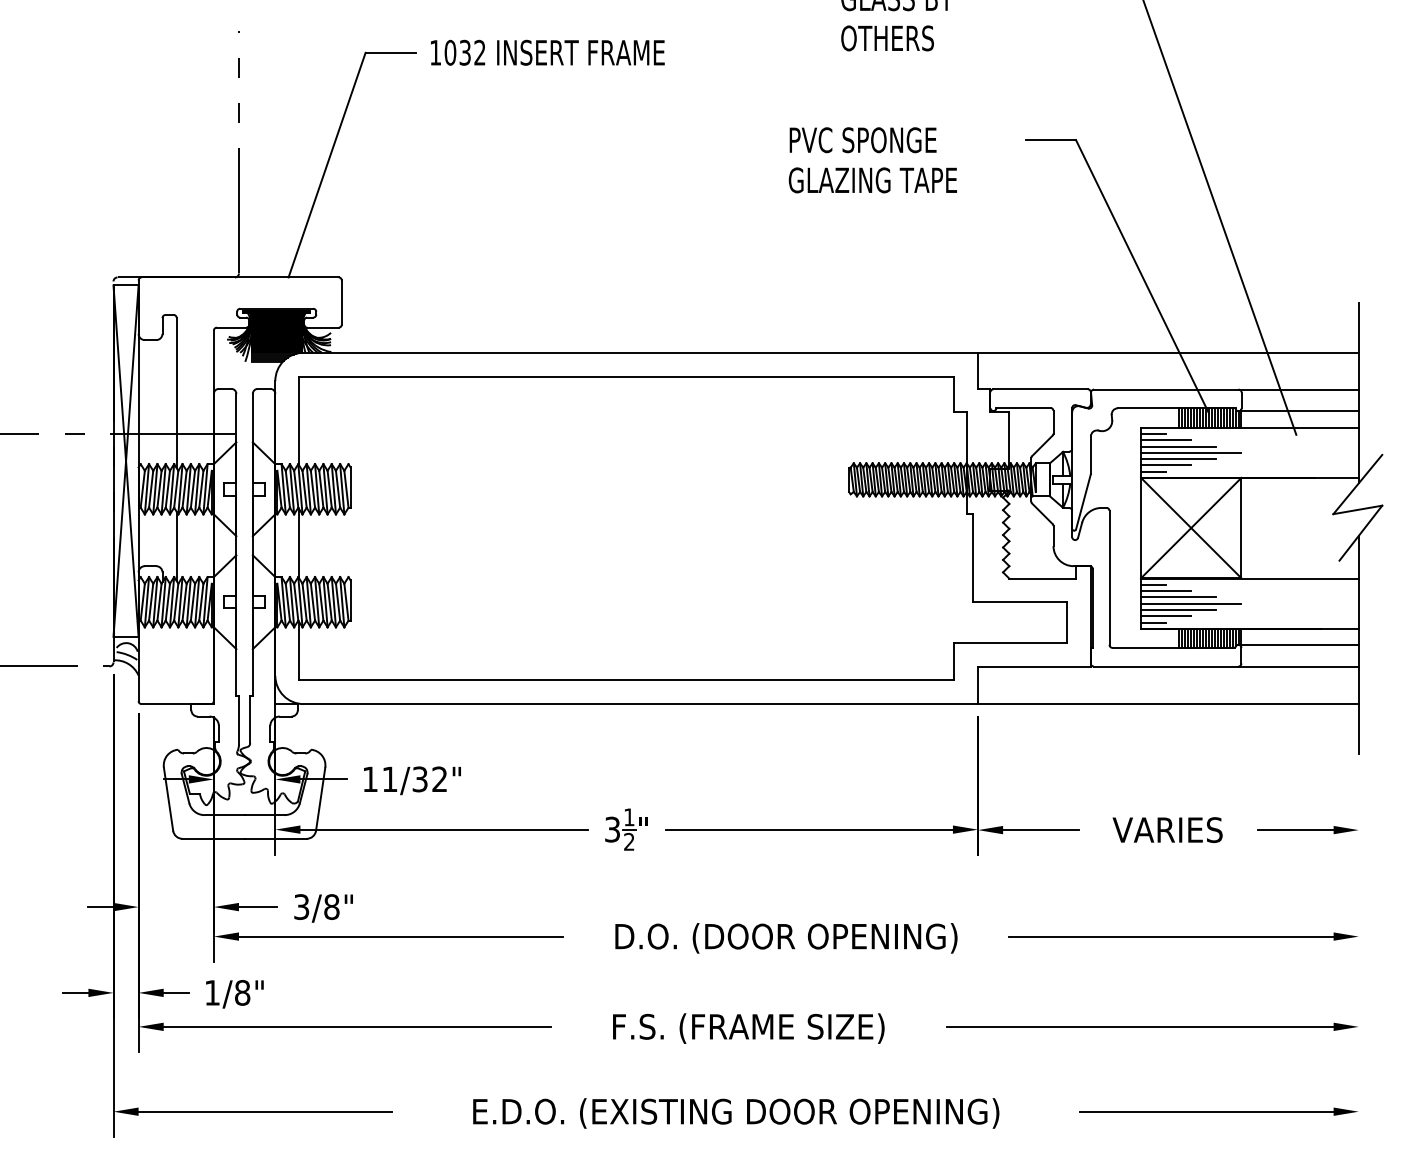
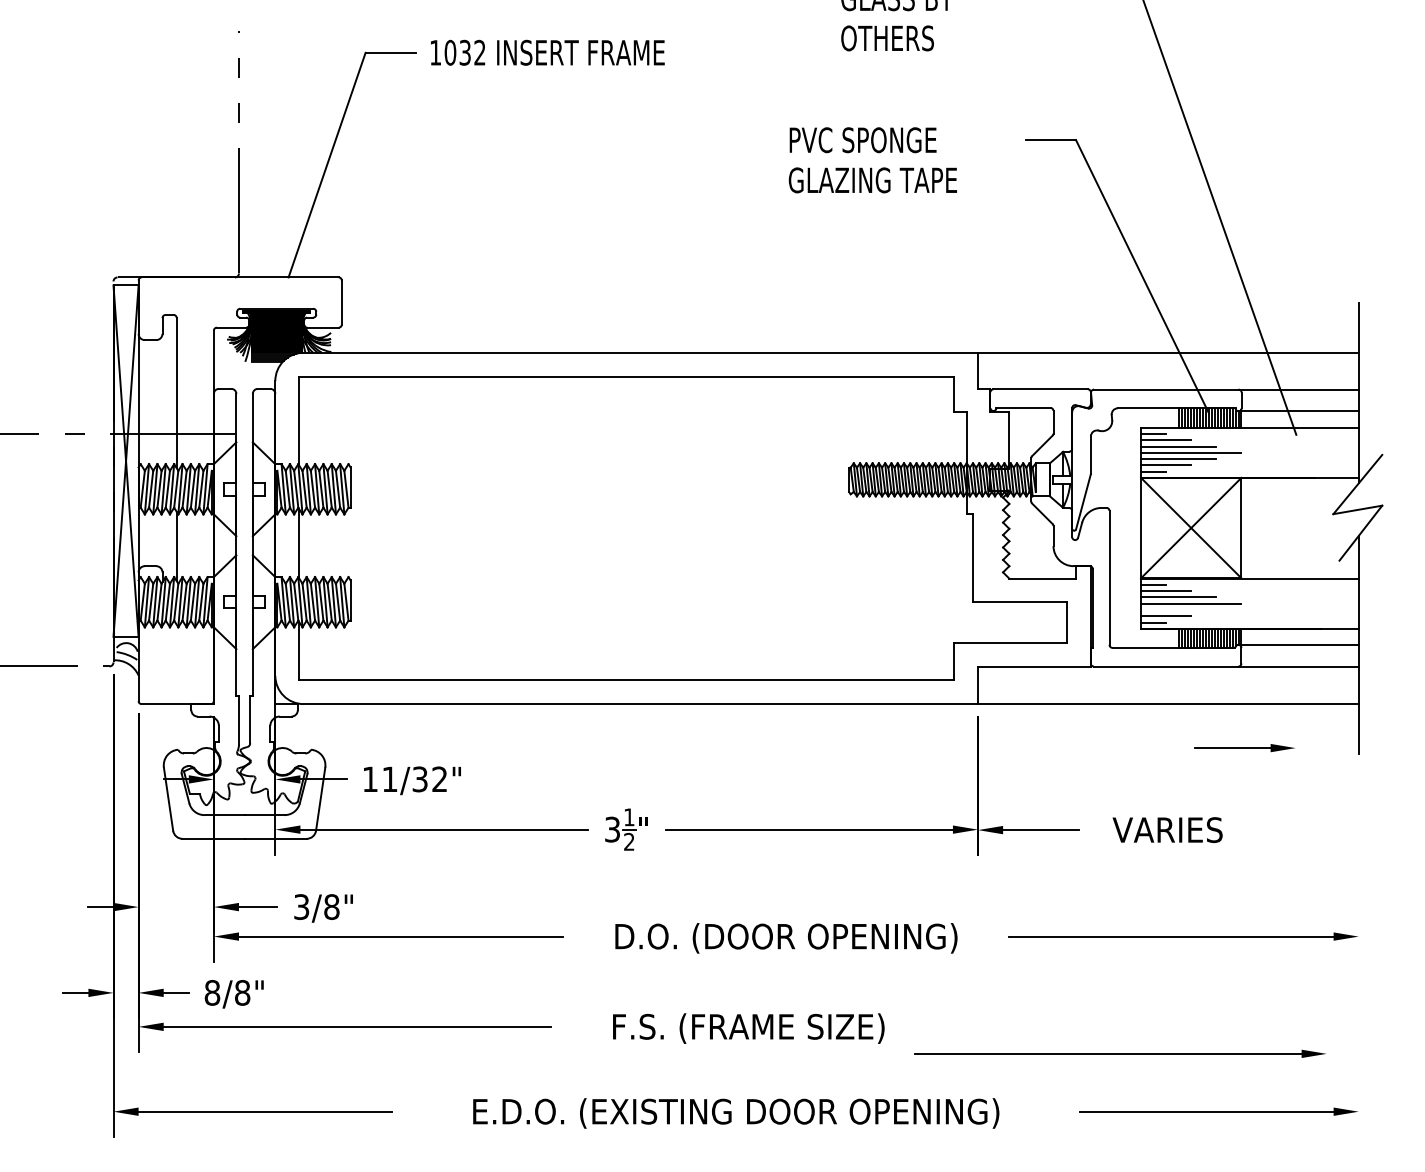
line: present -> none (1178, 609)
part position: (1307, 830) -> (1244, 748) (1244, 748)
text: 1/8" -> 8/8" (212, 992)
part position: (1151, 1026) -> (1119, 1053) (1119, 1053)
